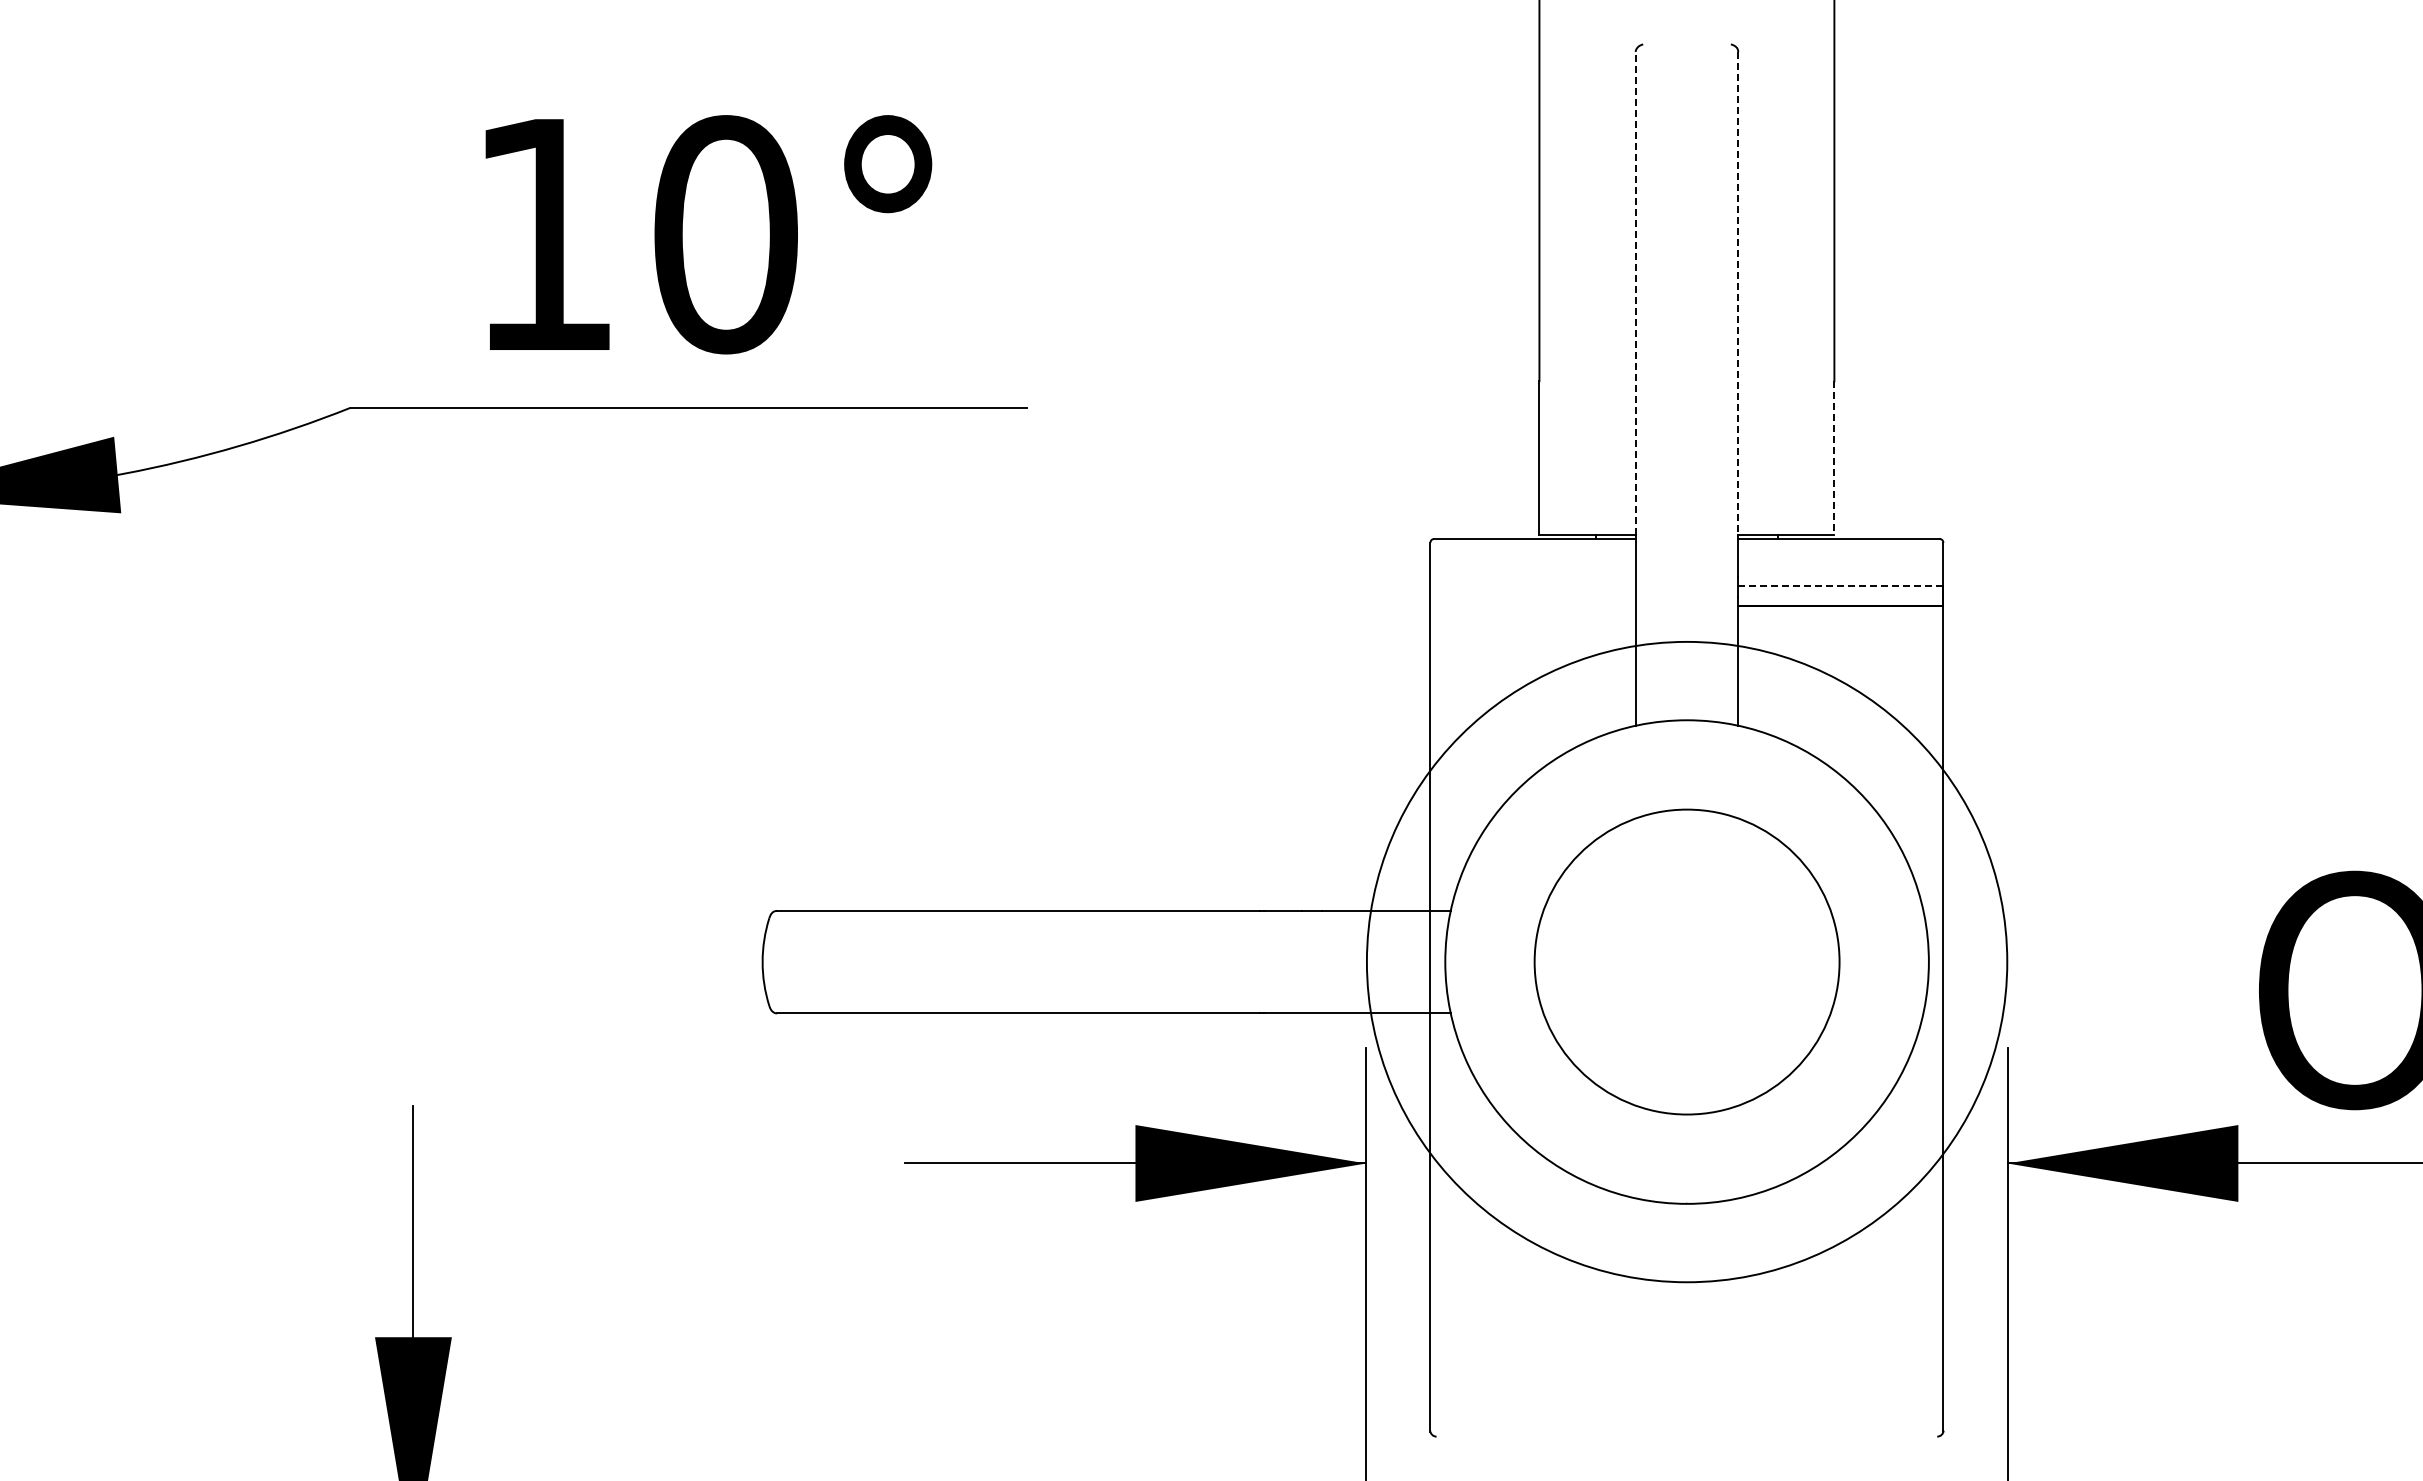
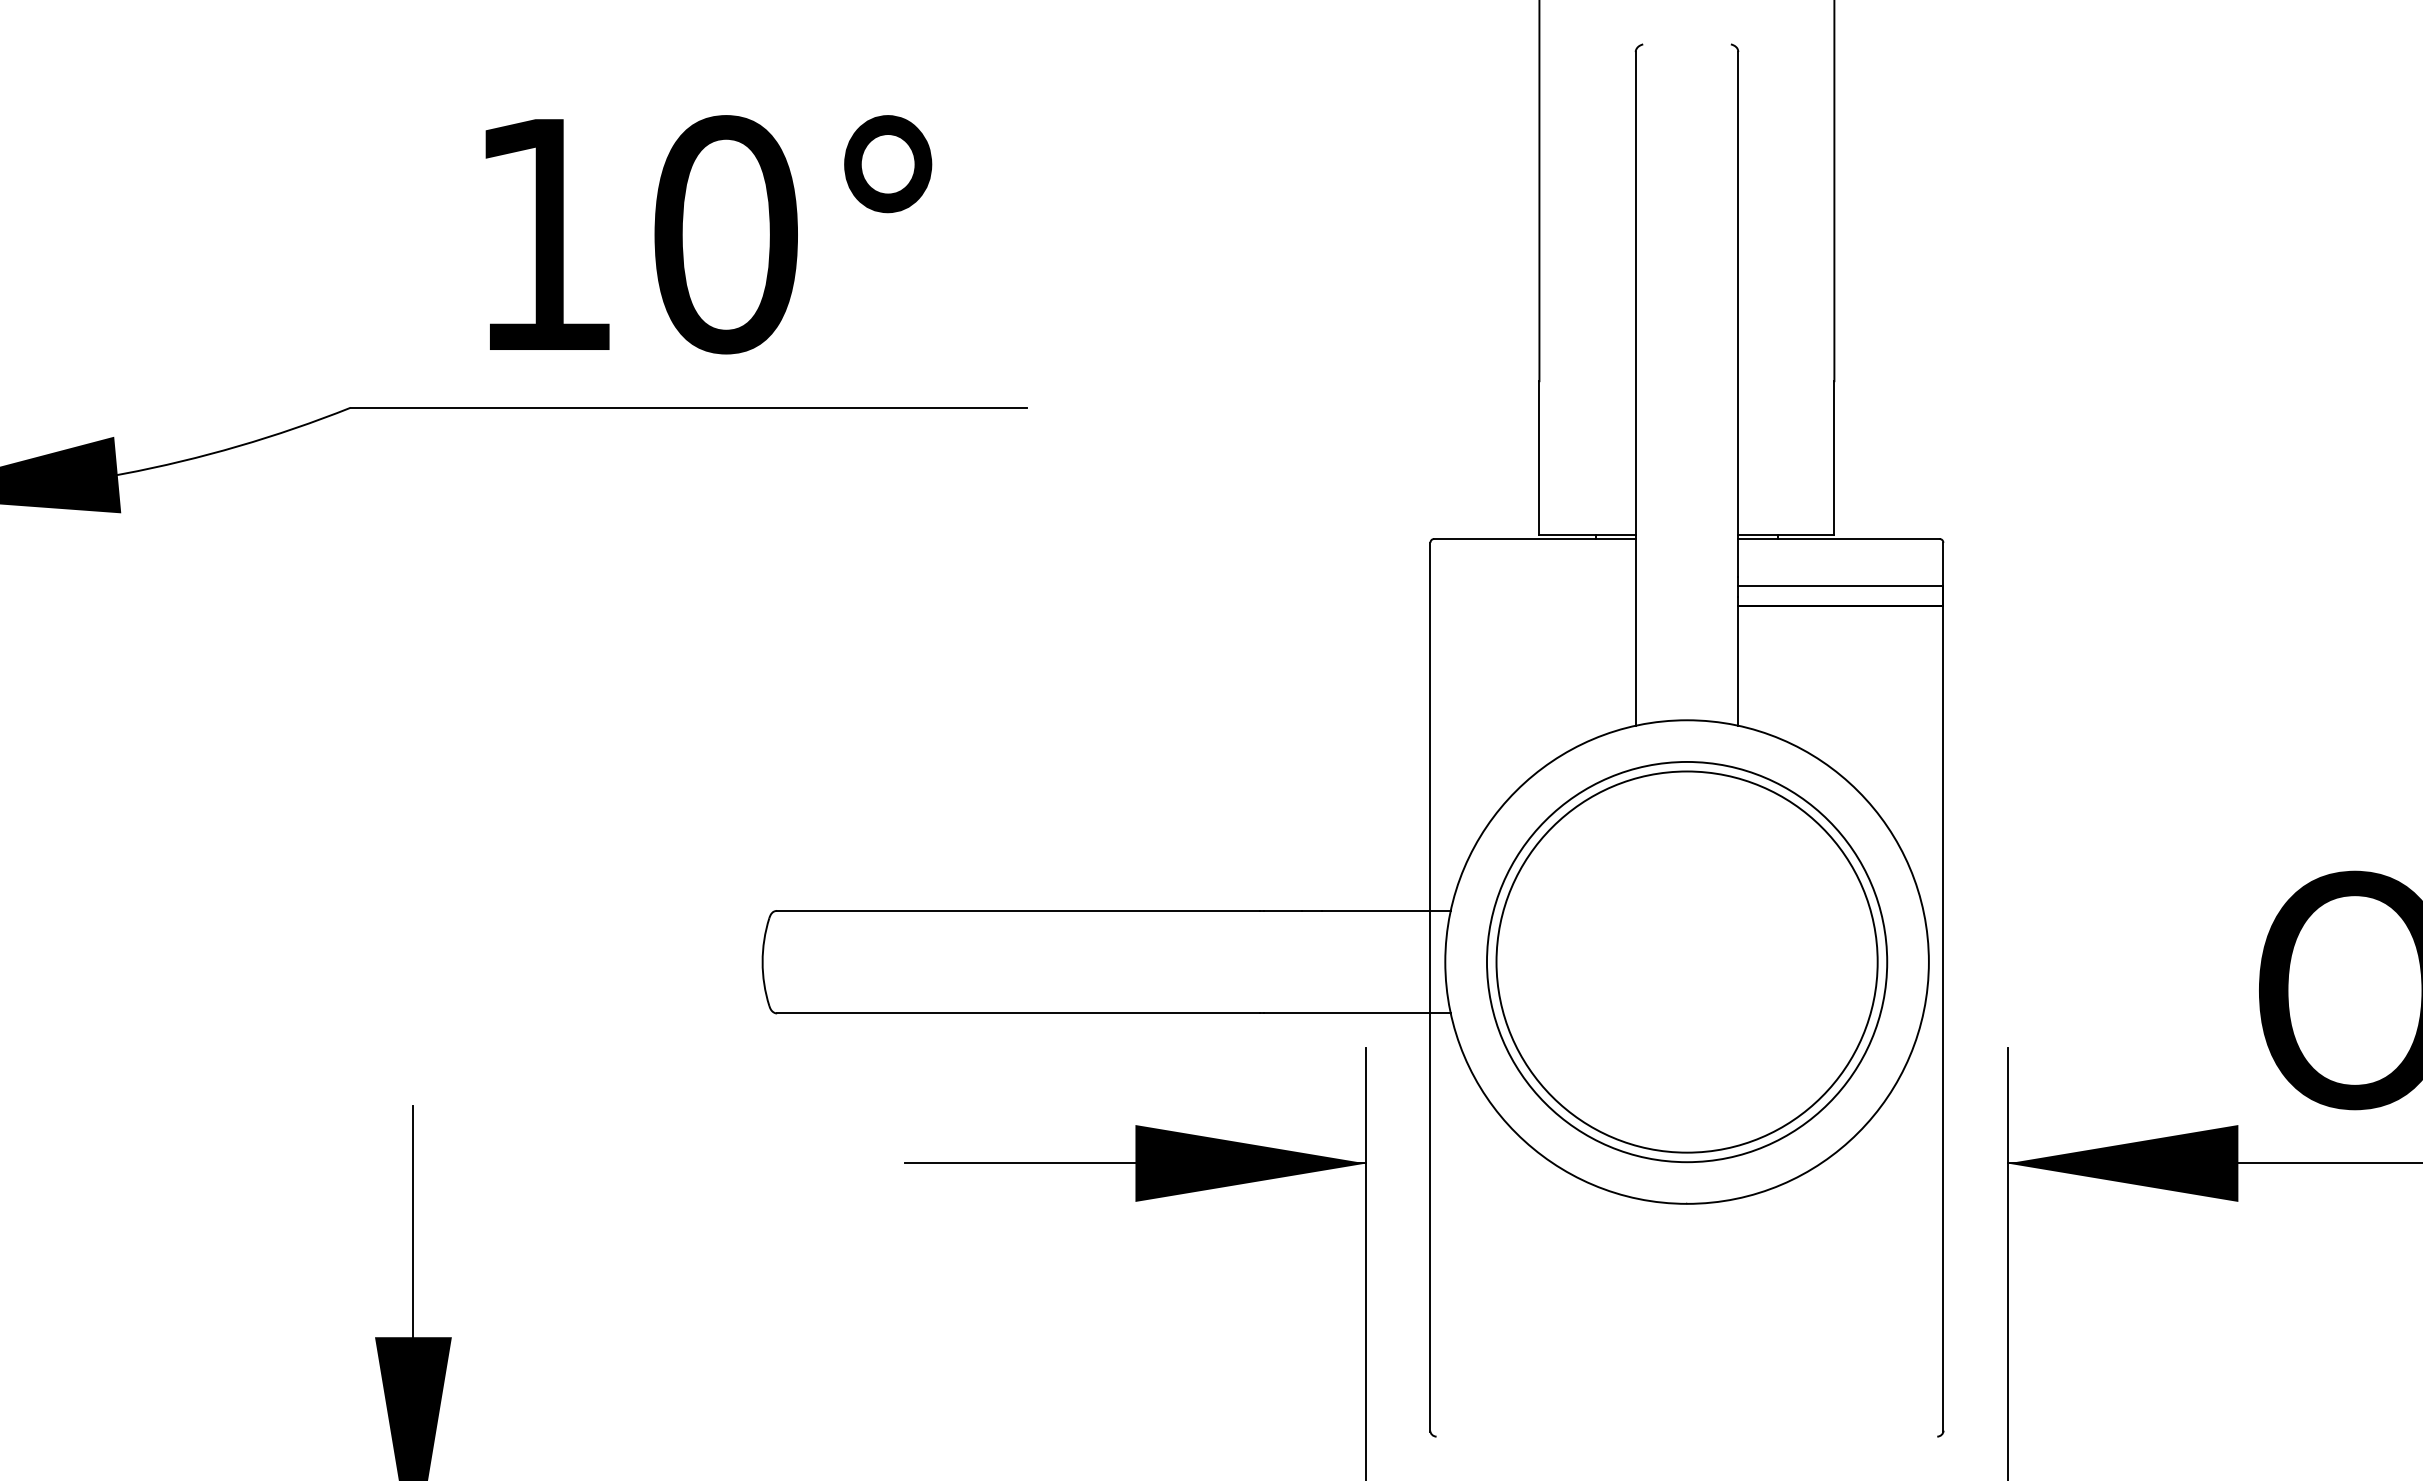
line: dashed -> solid (1635, 293)
line: dashed -> solid (1738, 293)
line: dashed -> solid (1834, 458)
line: dashed -> solid (1840, 586)
circle diameter: 305 px -> 381 px (1686, 961)
circle diameter: 640 px -> 400 px (1686, 961)
